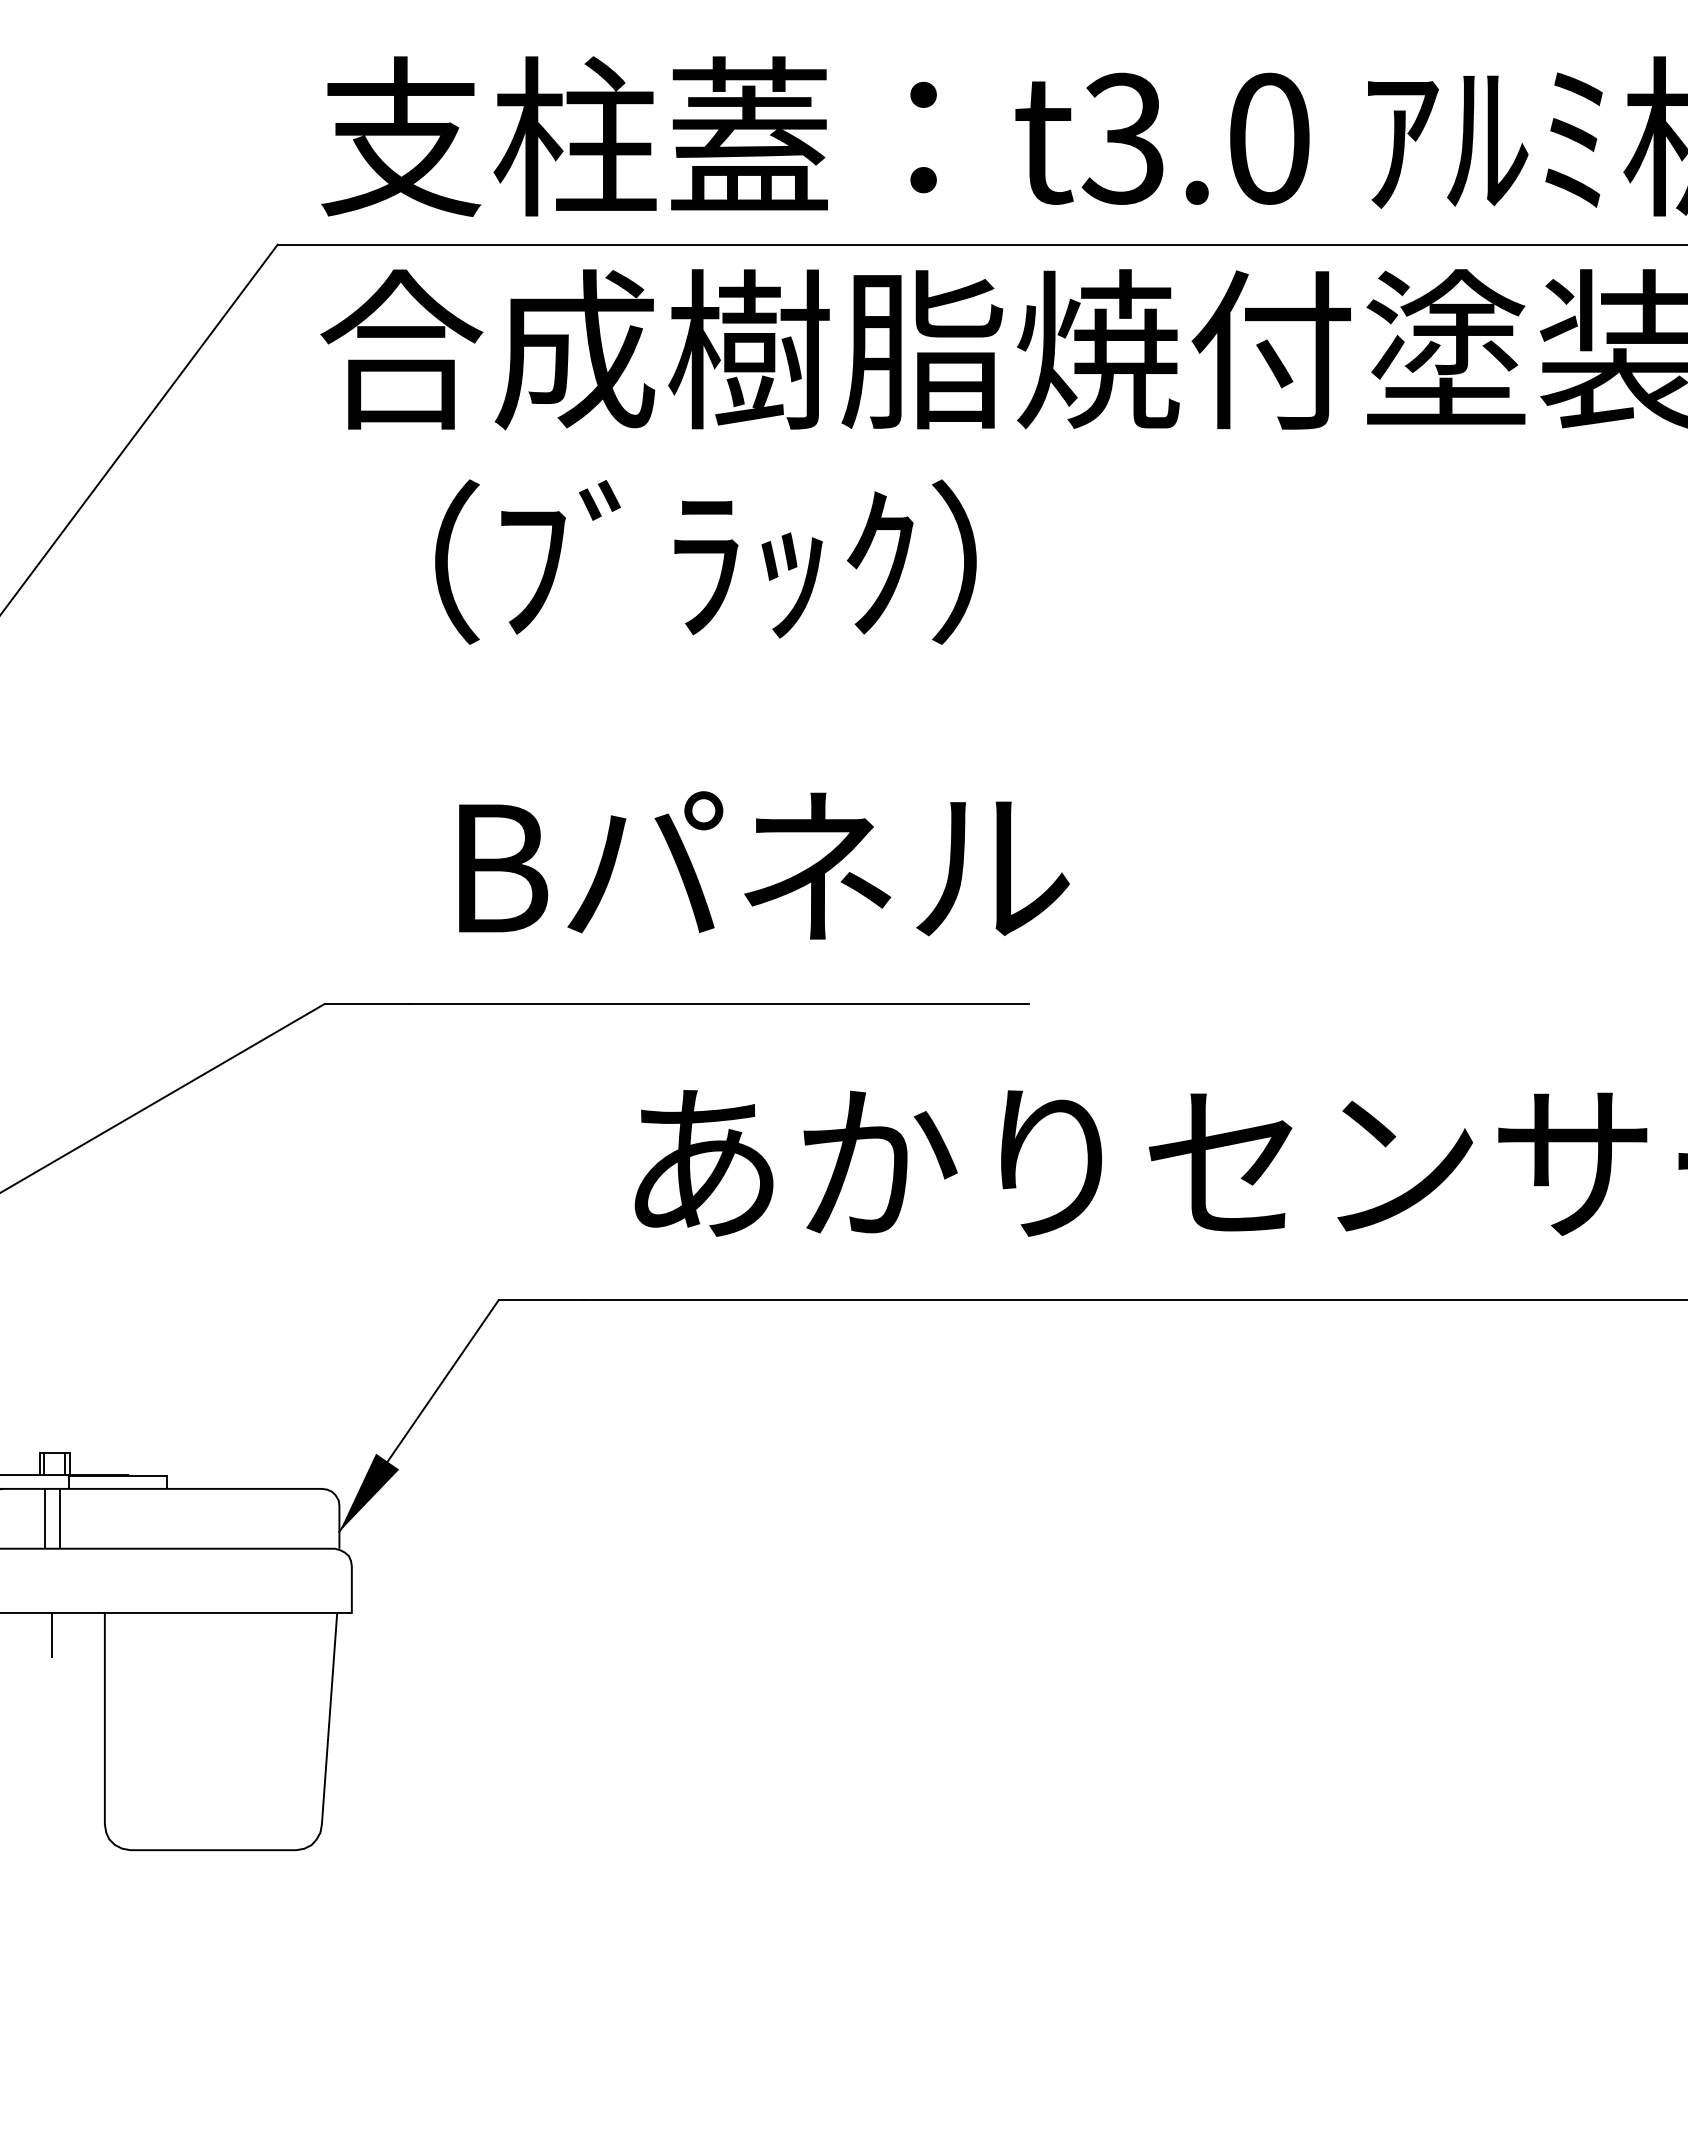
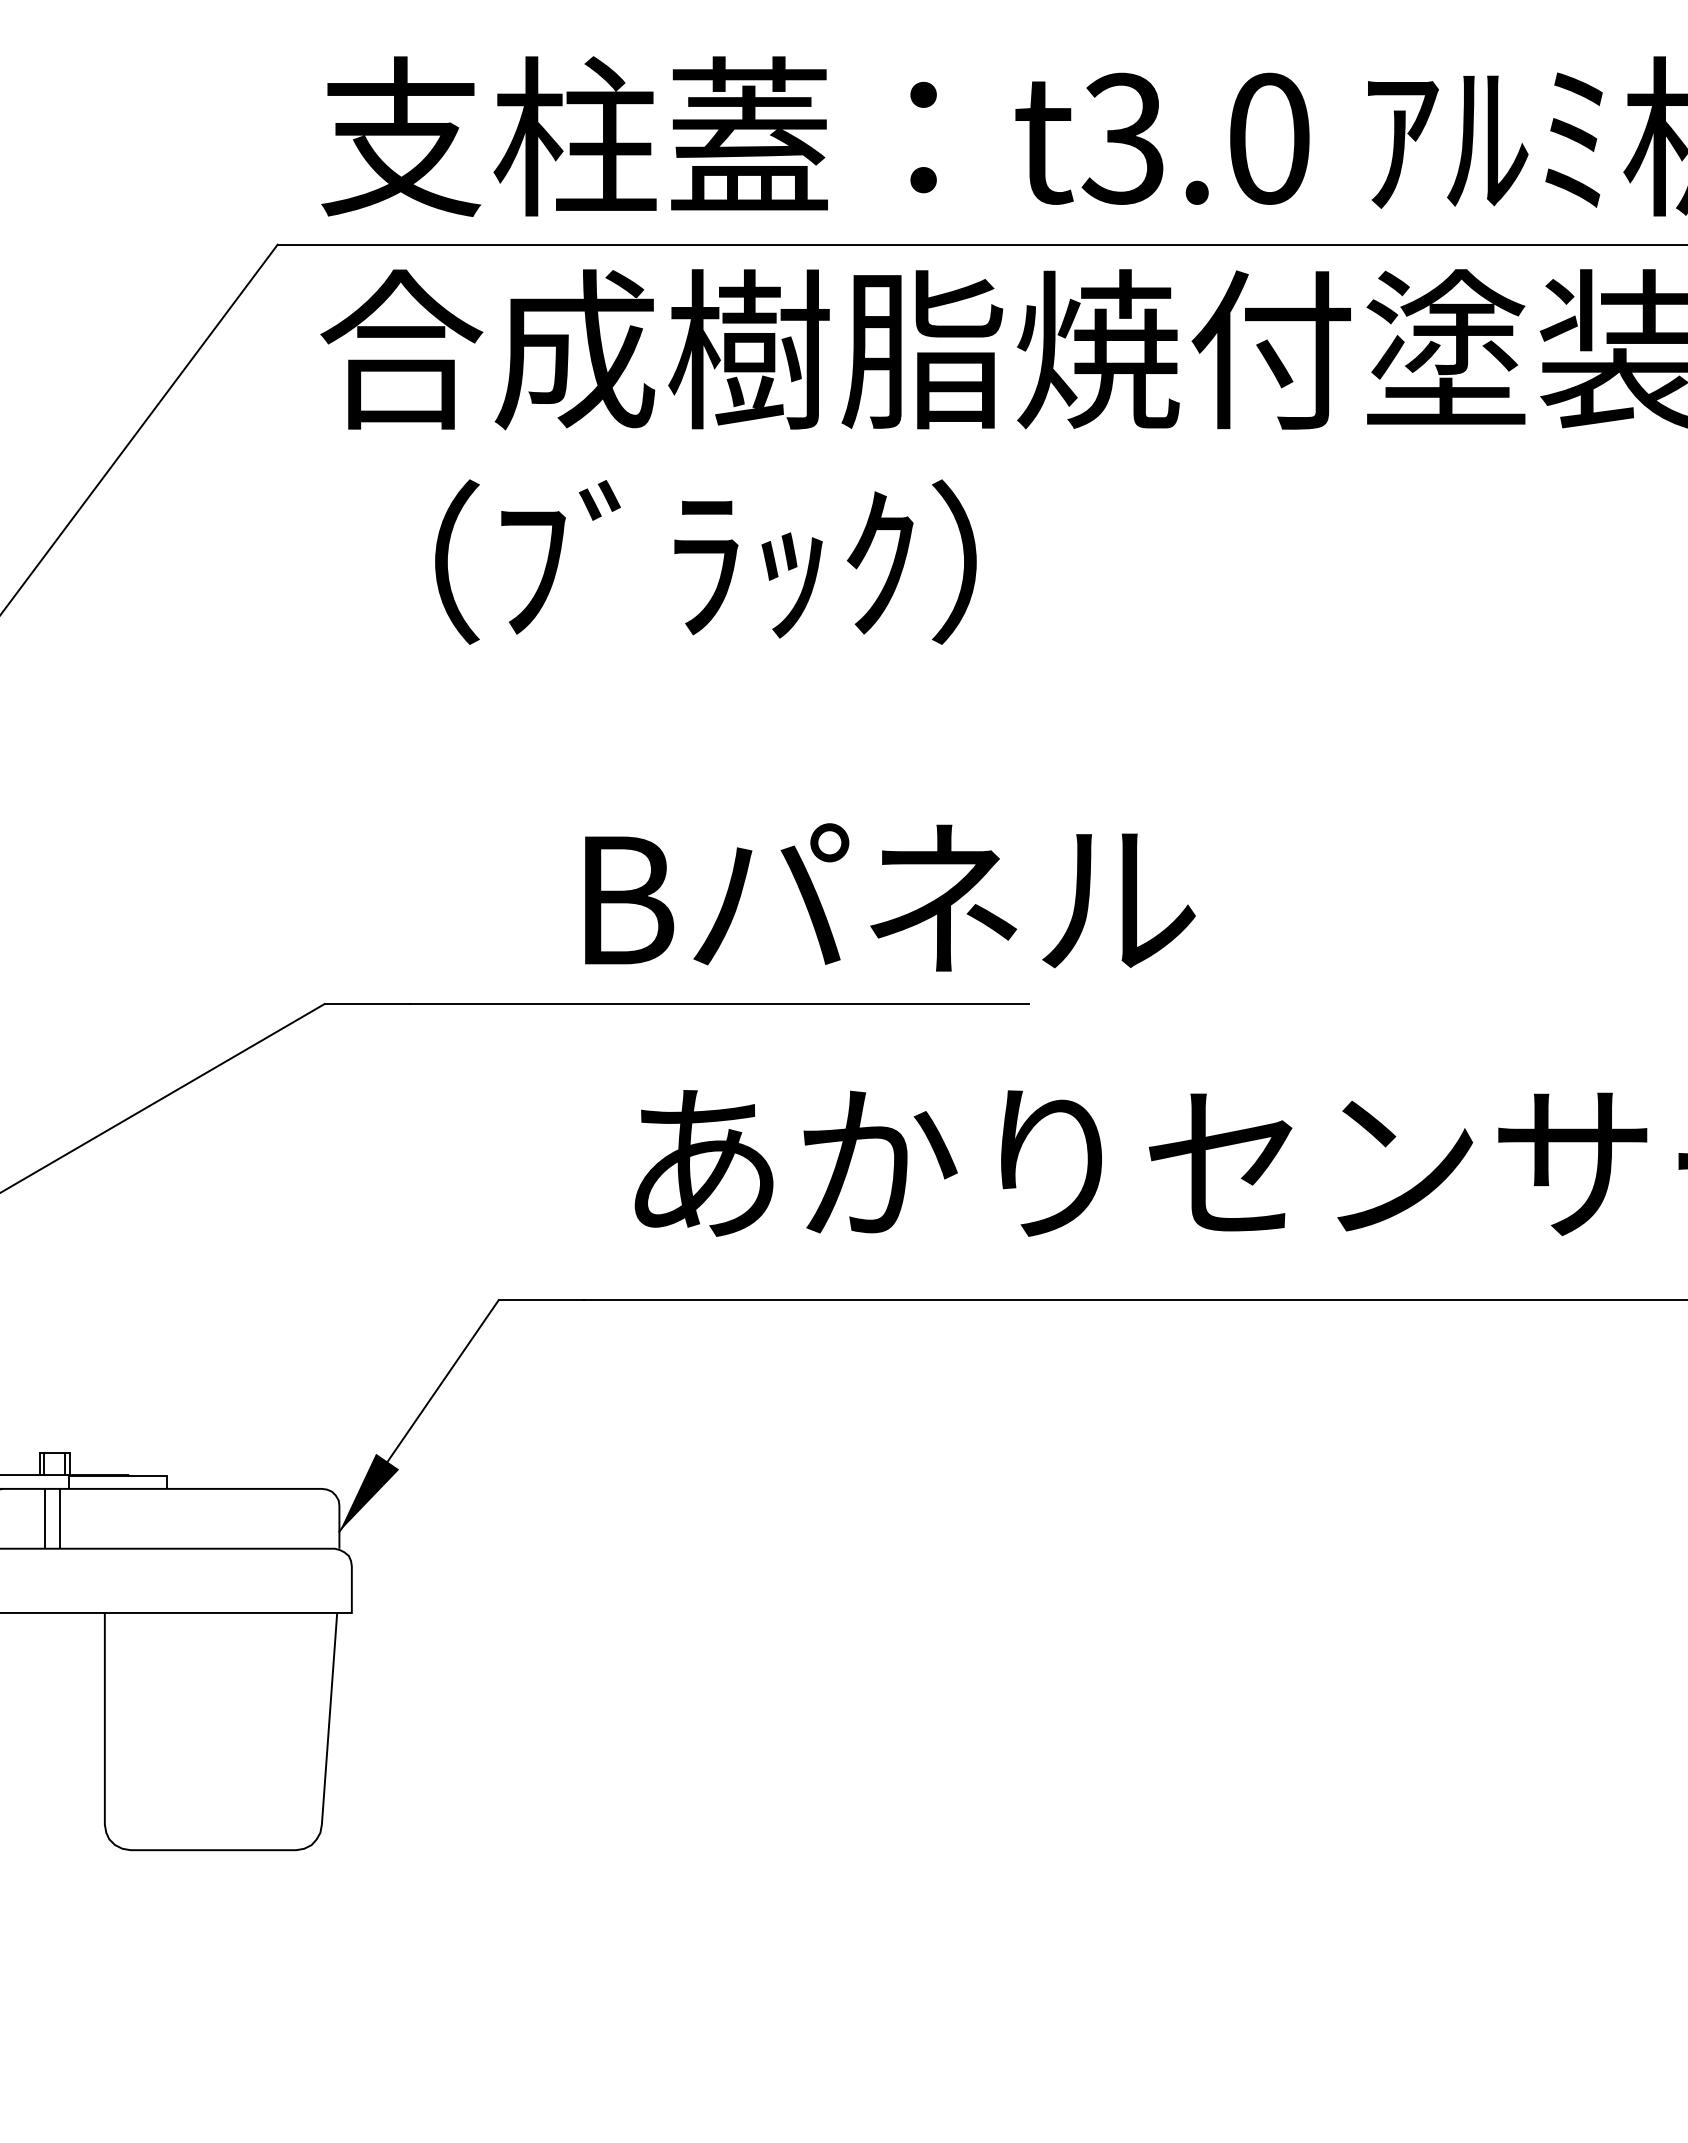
text position: (764, 865) -> (890, 897) (890, 897)
line: present -> none (52, 1634)
